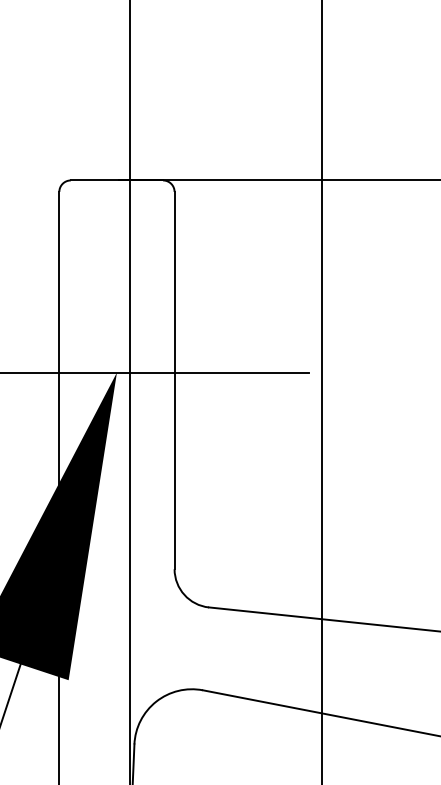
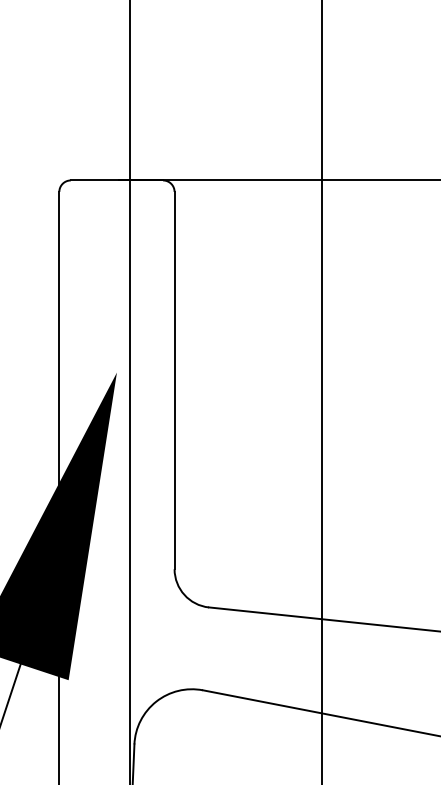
line: present -> none (155, 372)
